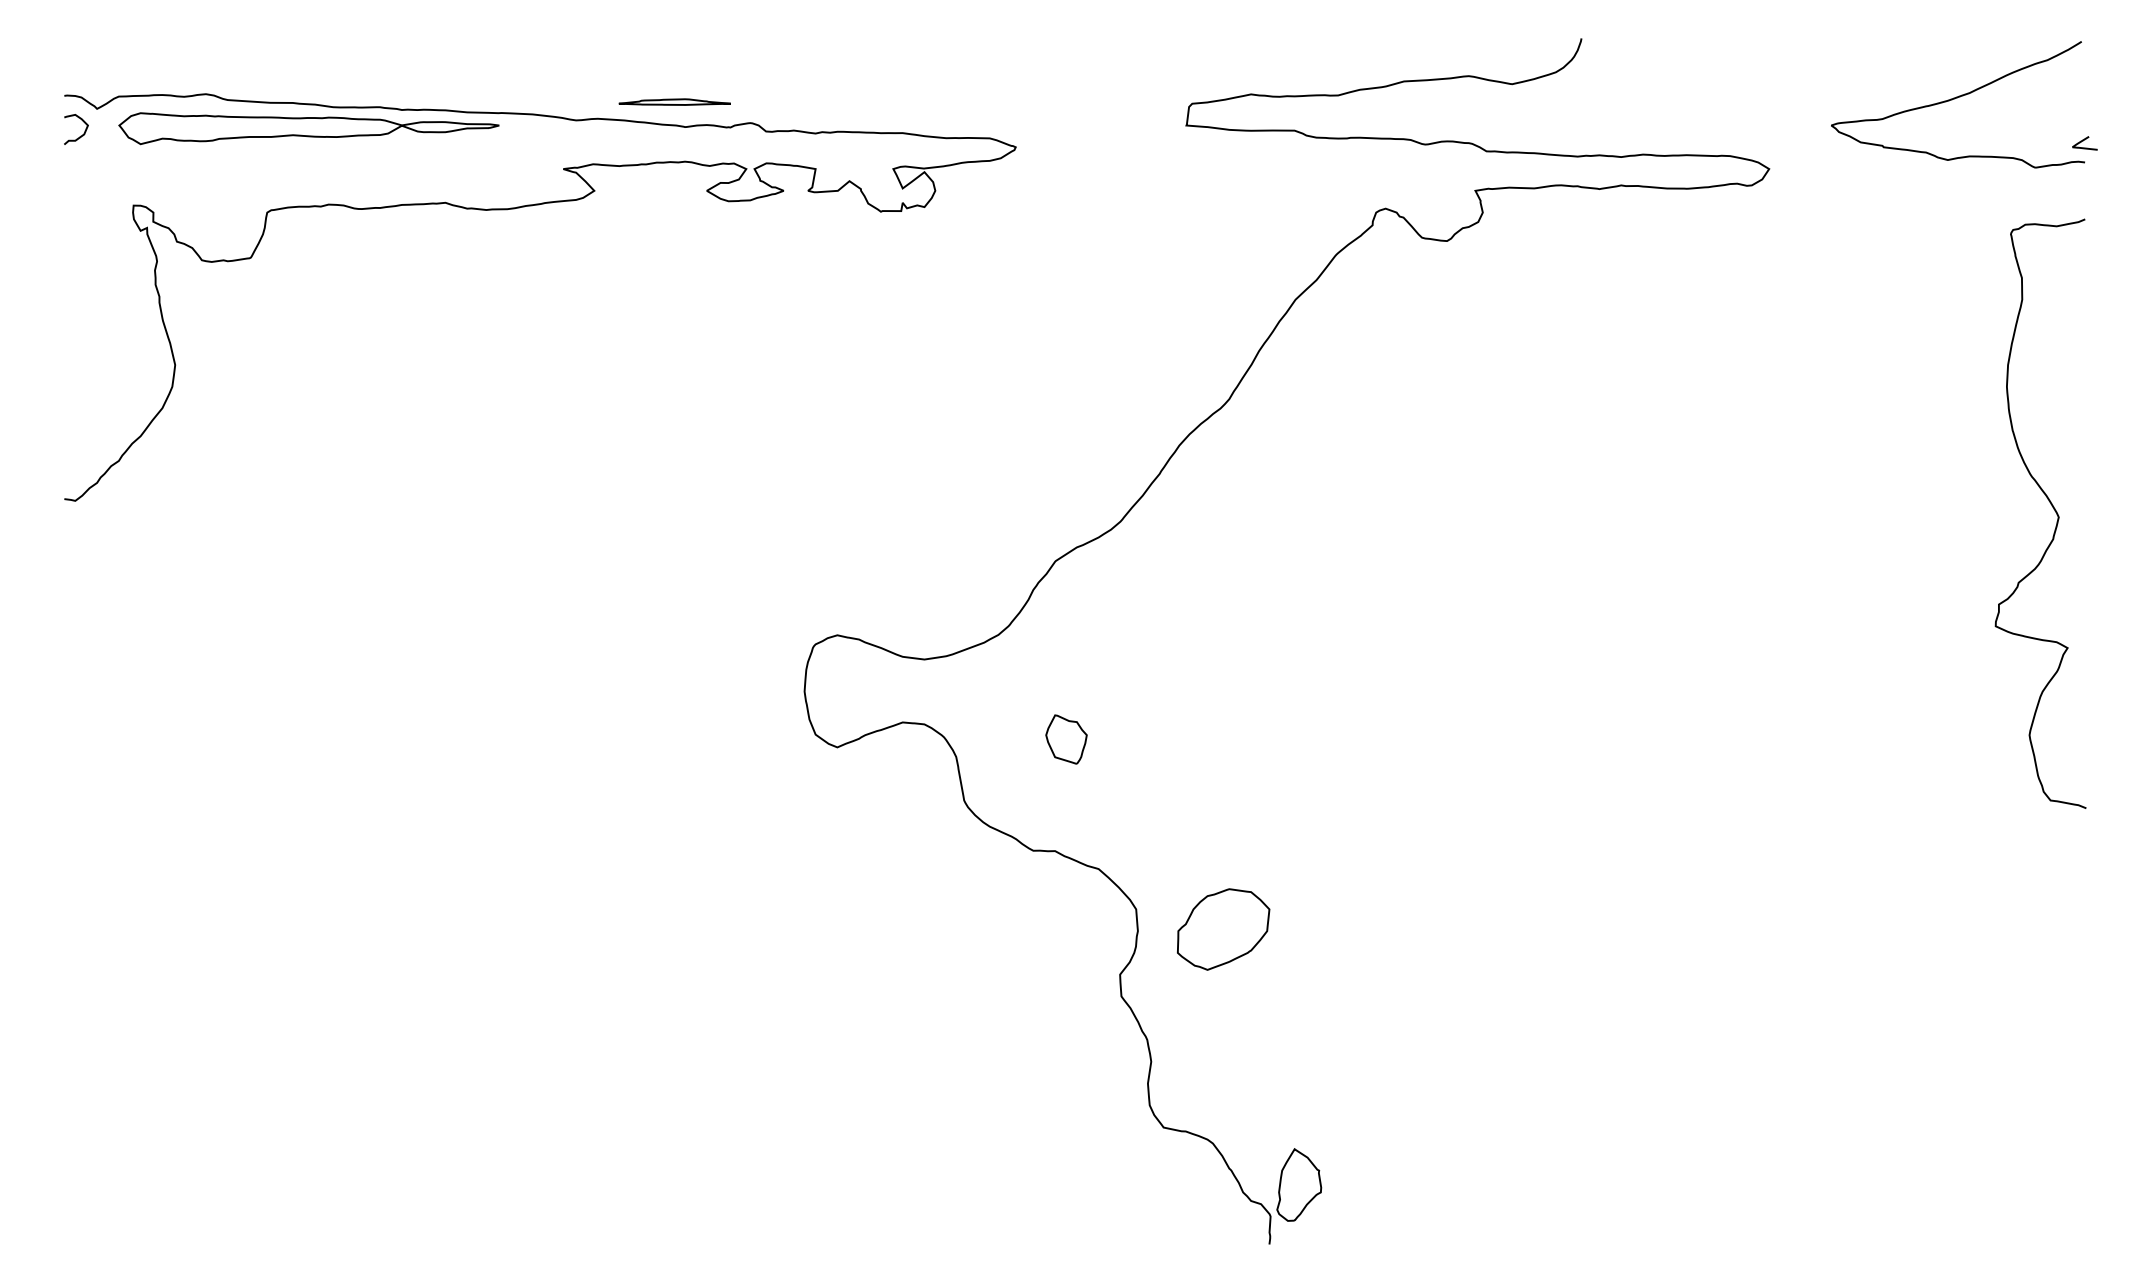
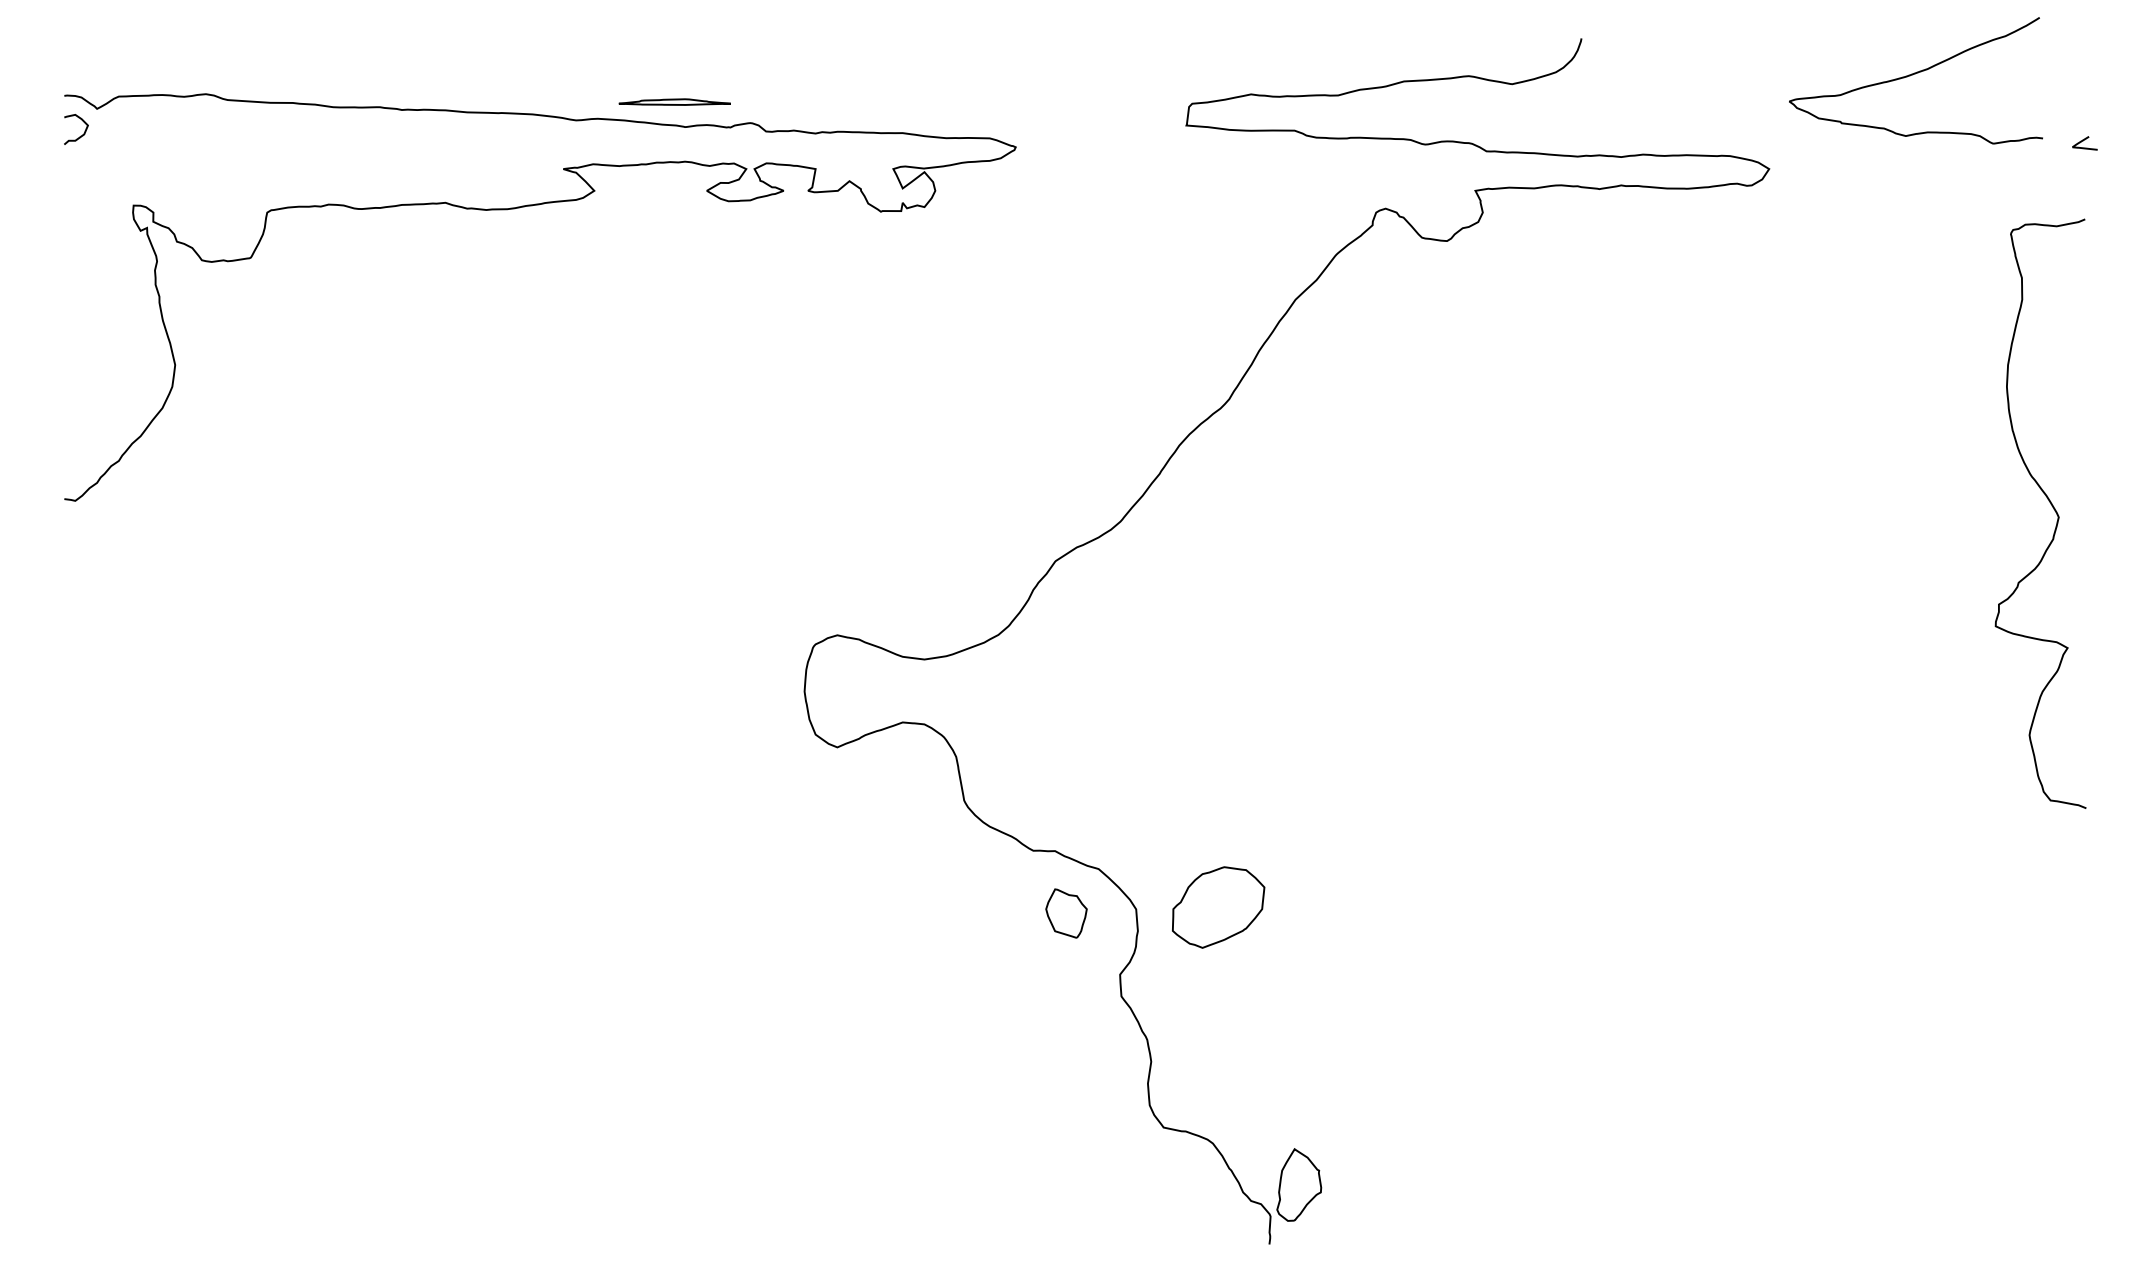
curve position: (1954, 99) -> (1912, 75) (1912, 75)
part: present -> none (308, 128)
part position: (1066, 739) -> (1066, 913) (1066, 913)
part position: (1223, 929) -> (1218, 907) (1218, 907)
